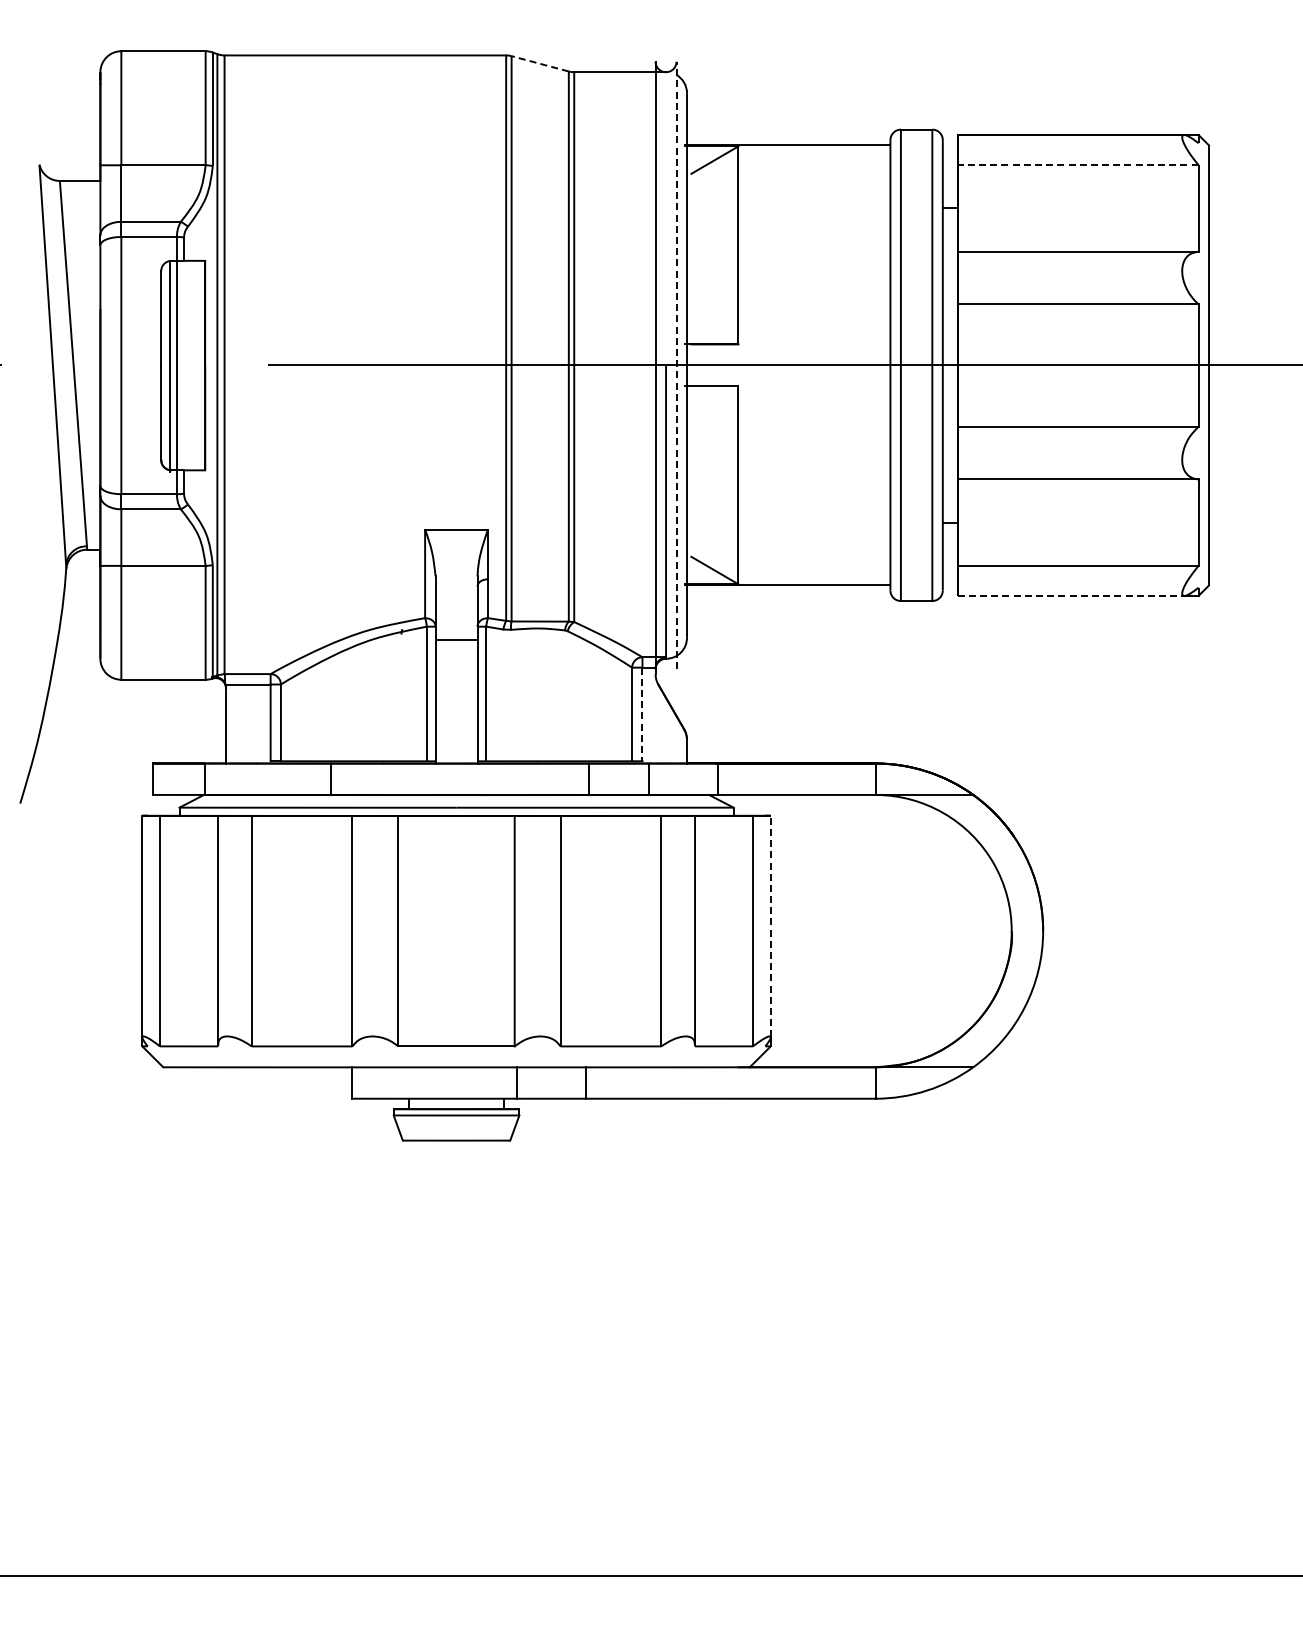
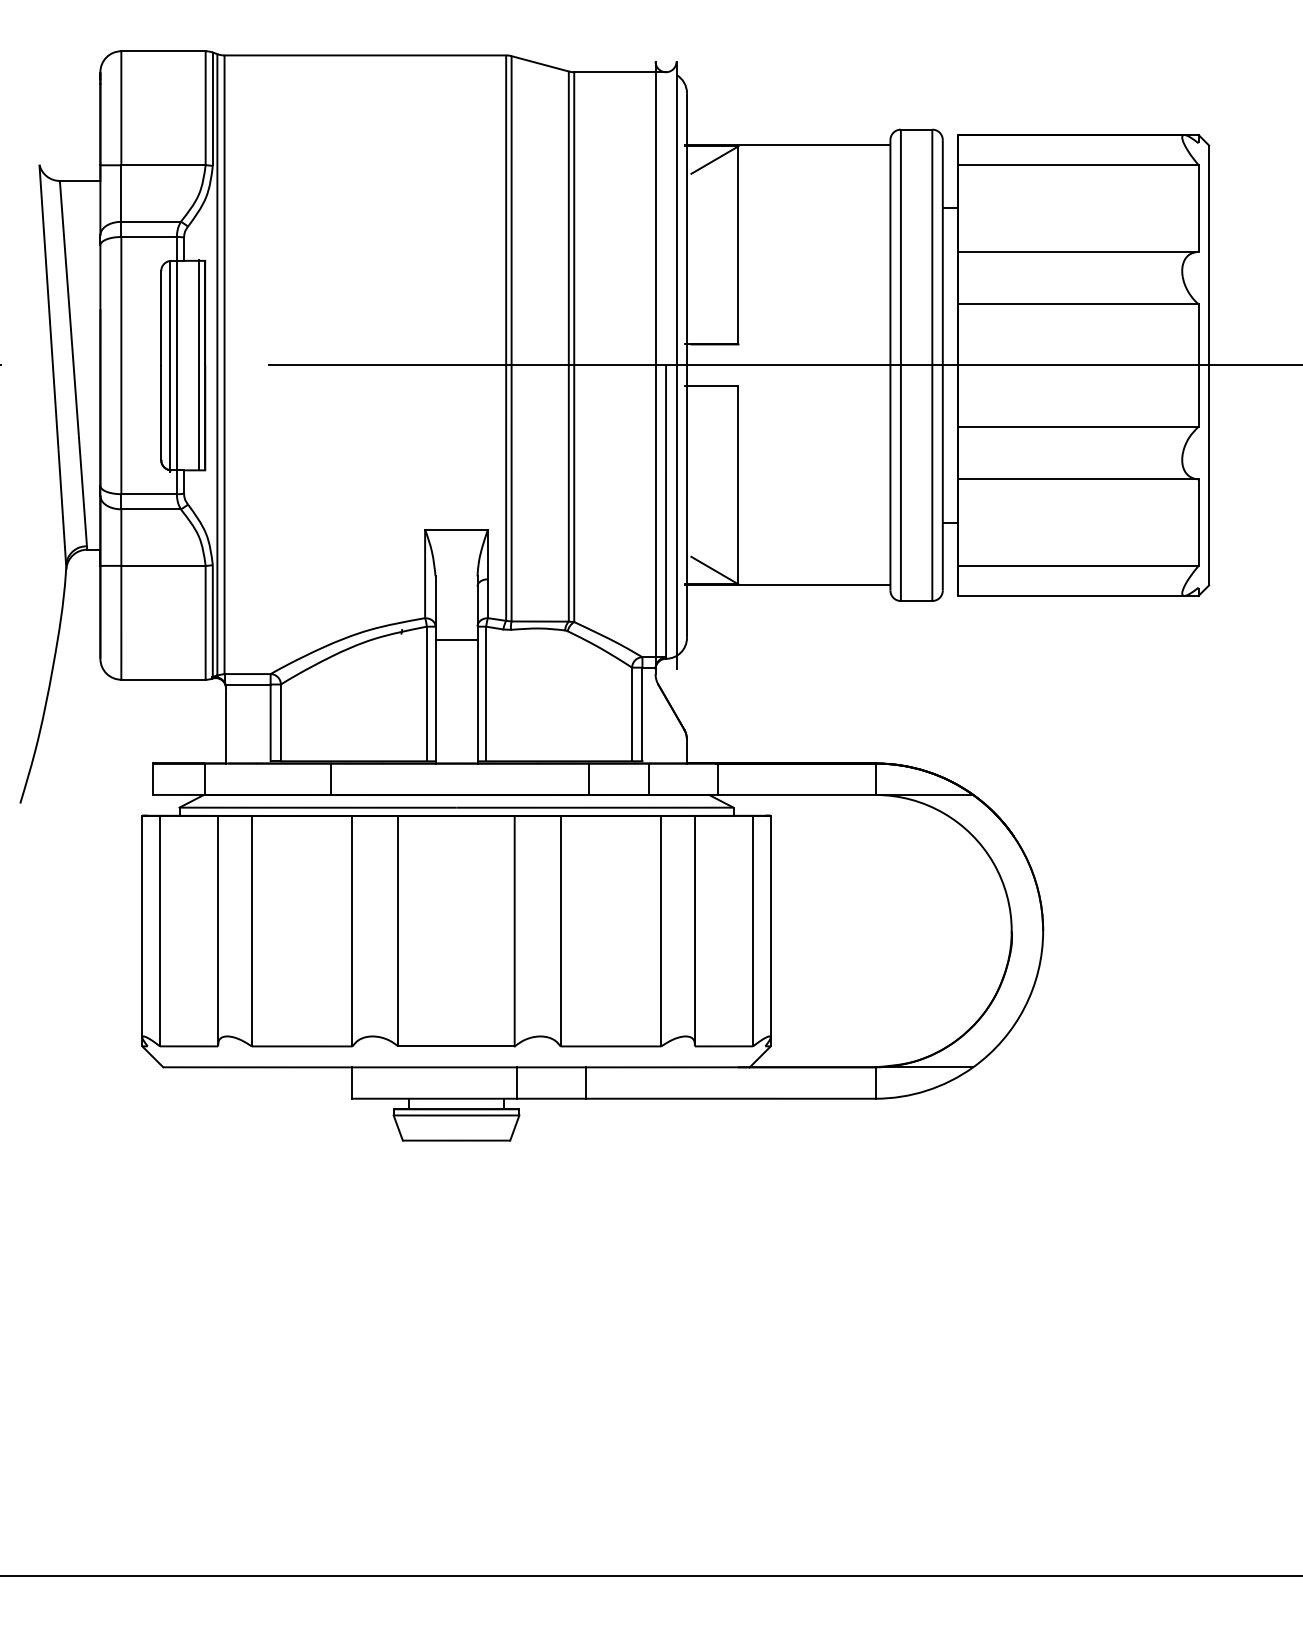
line: dashed -> solid (540, 63)
line: dashed -> solid (1077, 165)
line: none -> present (199, 364)
line: dashed -> solid (676, 365)
line: dashed -> solid (1071, 595)
line: dashed -> solid (642, 714)
line: dashed -> solid (770, 926)
